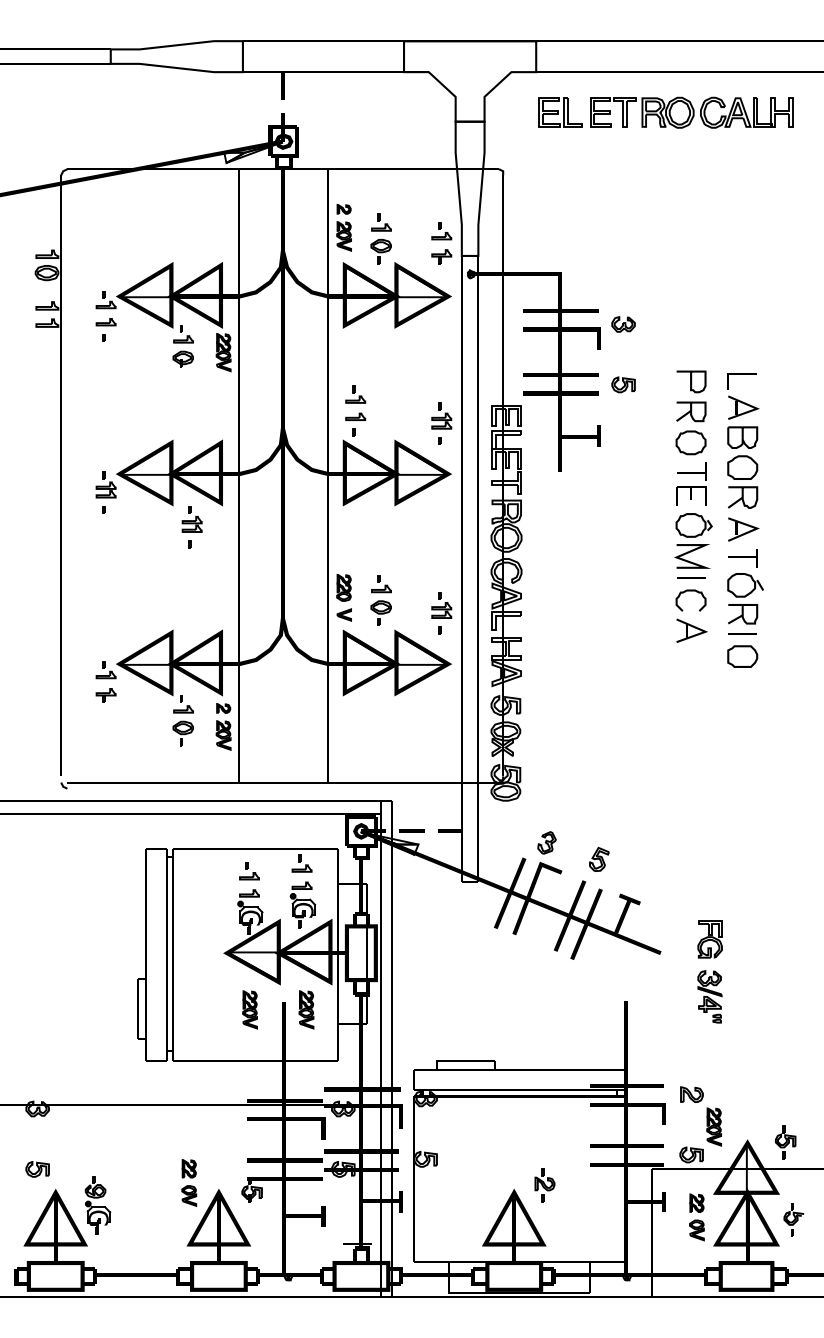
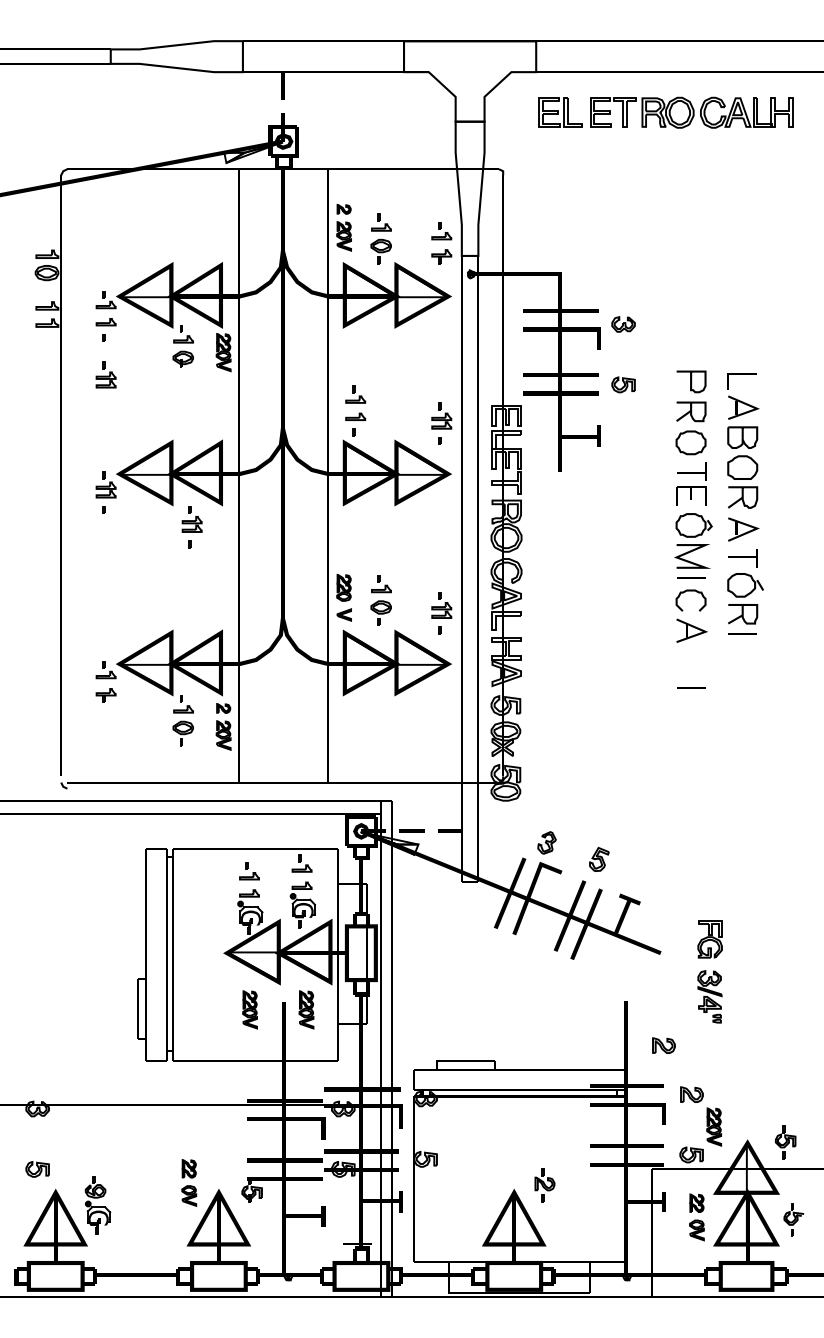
part: none -> present (105, 374)
part: present -> none (742, 656)
line: none -> present (691, 687)
part: none -> present (663, 1045)
